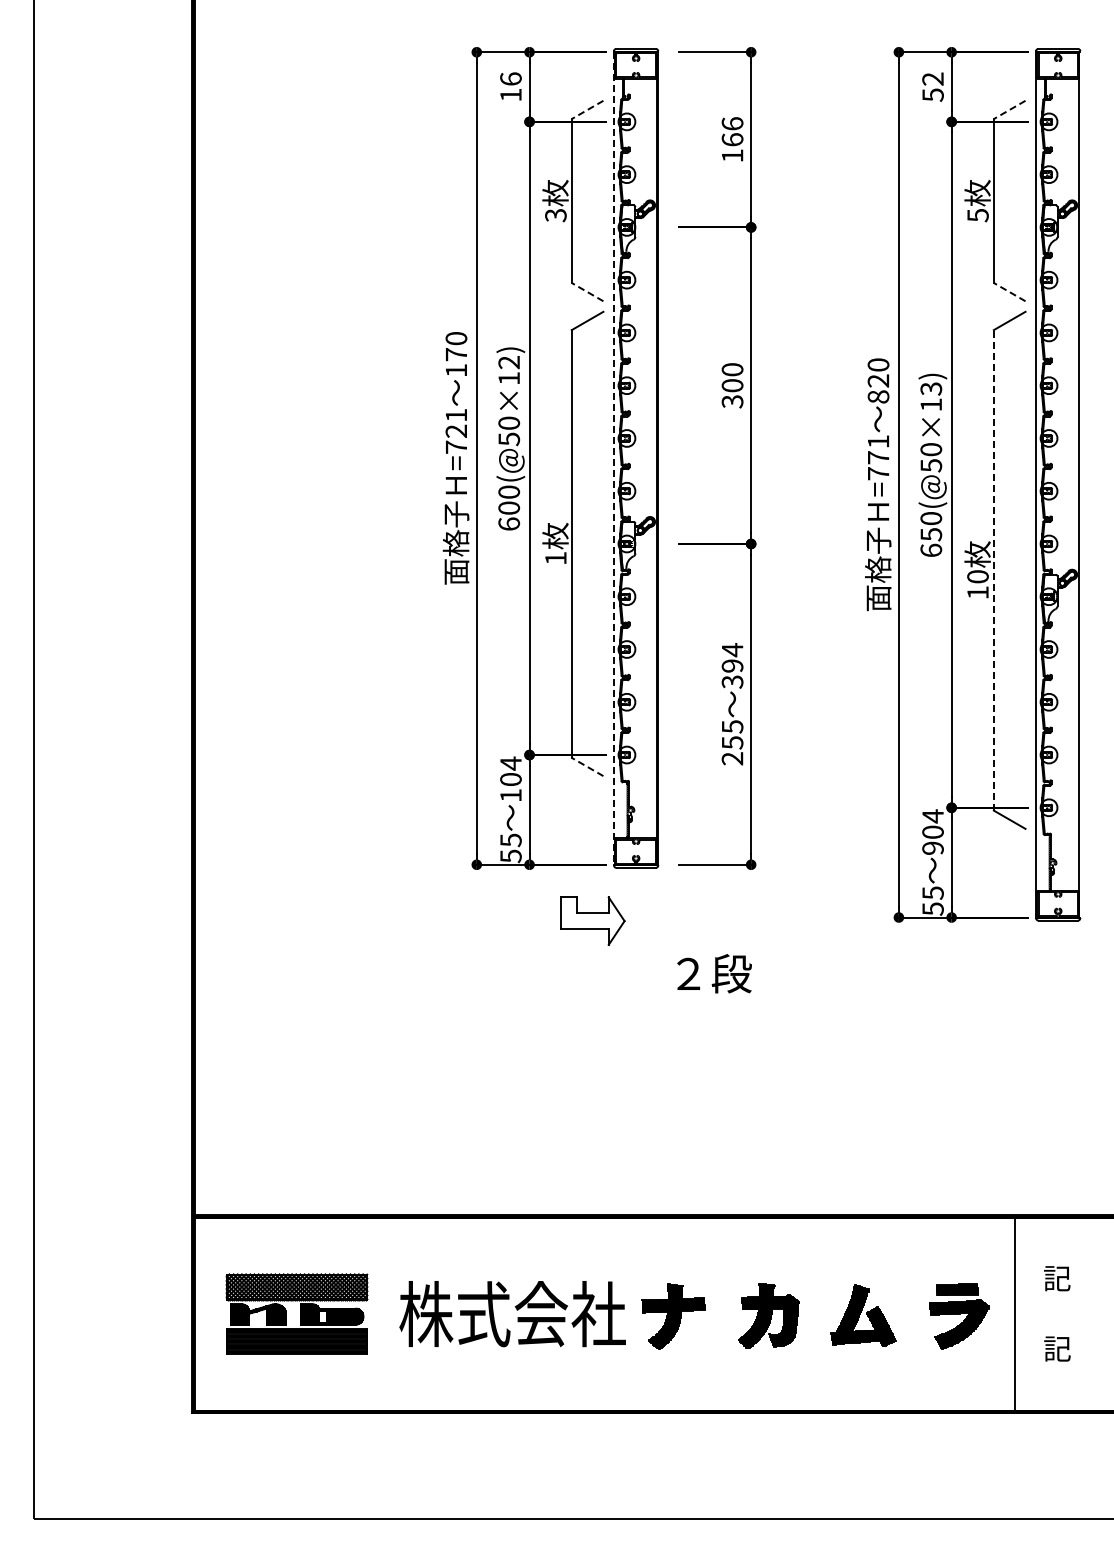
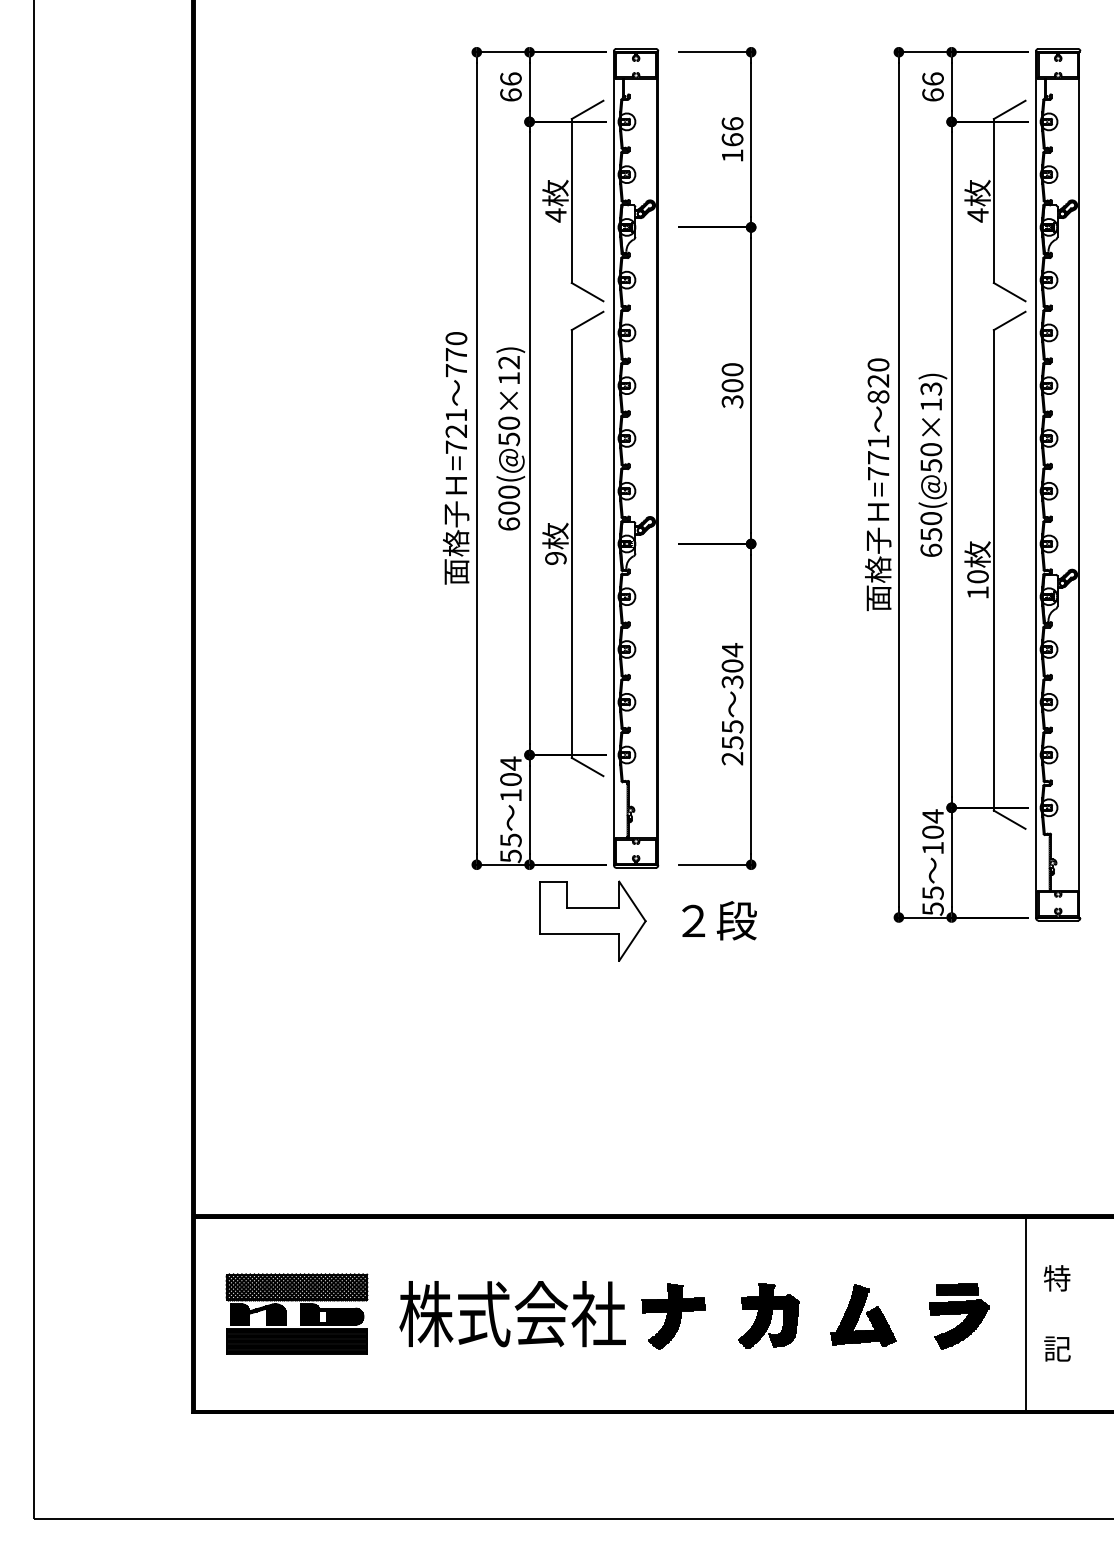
text: 52 -> 66 (932, 86)
text: 16 -> 66 (510, 94)
line: dashed -> solid (587, 110)
line: dashed -> solid (1009, 110)
text: 3 -> 4 (555, 215)
text: 5 -> 4 (977, 215)
line: dashed -> solid (587, 291)
line: dashed -> solid (1009, 291)
text: 170 -> 770 (456, 370)
line: dashed -> solid (613, 459)
text: 1 -> 9 (555, 558)
line: dashed -> solid (993, 569)
text: 394 -> 304 (732, 665)
line: dashed -> solid (587, 766)
text: 904 -> 104 (932, 847)
part size: 66x50 px -> 108x82 px (592, 920)
text position: (714, 973) -> (719, 920) (719, 920)
text: 記 -> 特 (1057, 1278)
line position: (1014, 1314) -> (1025, 1314) (1025, 1314)
